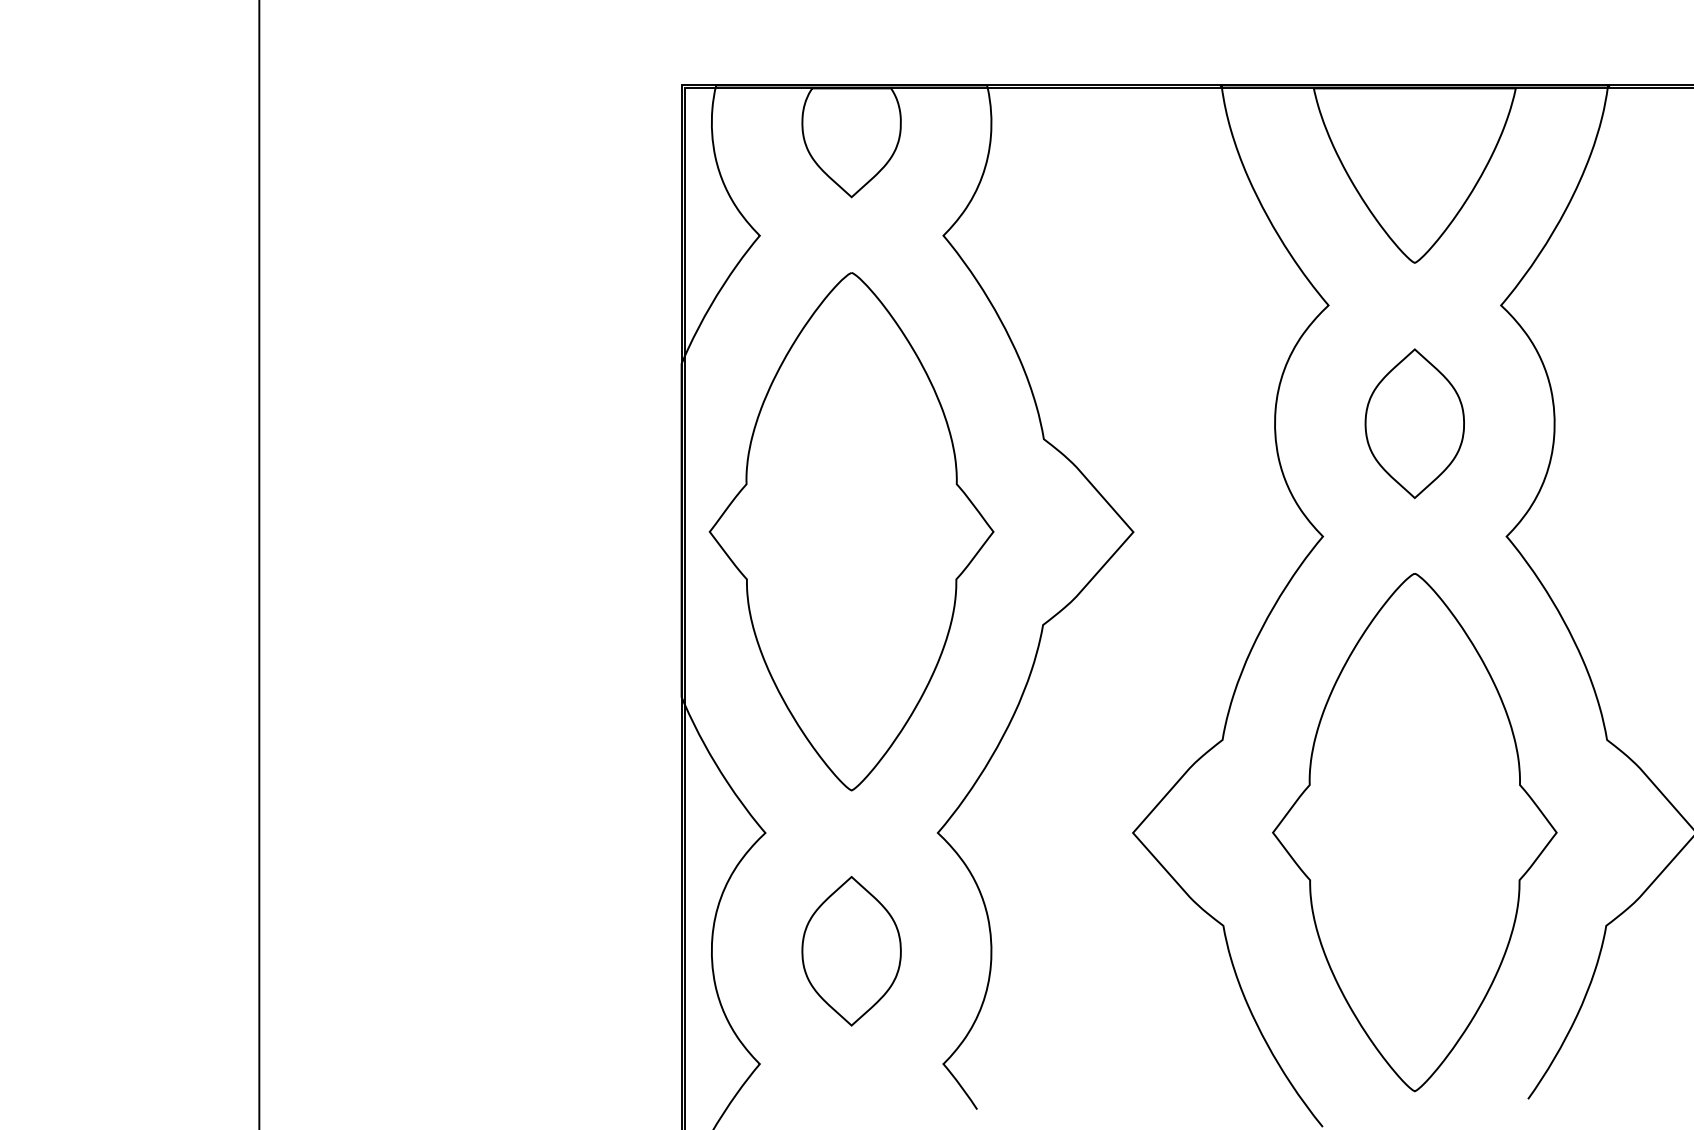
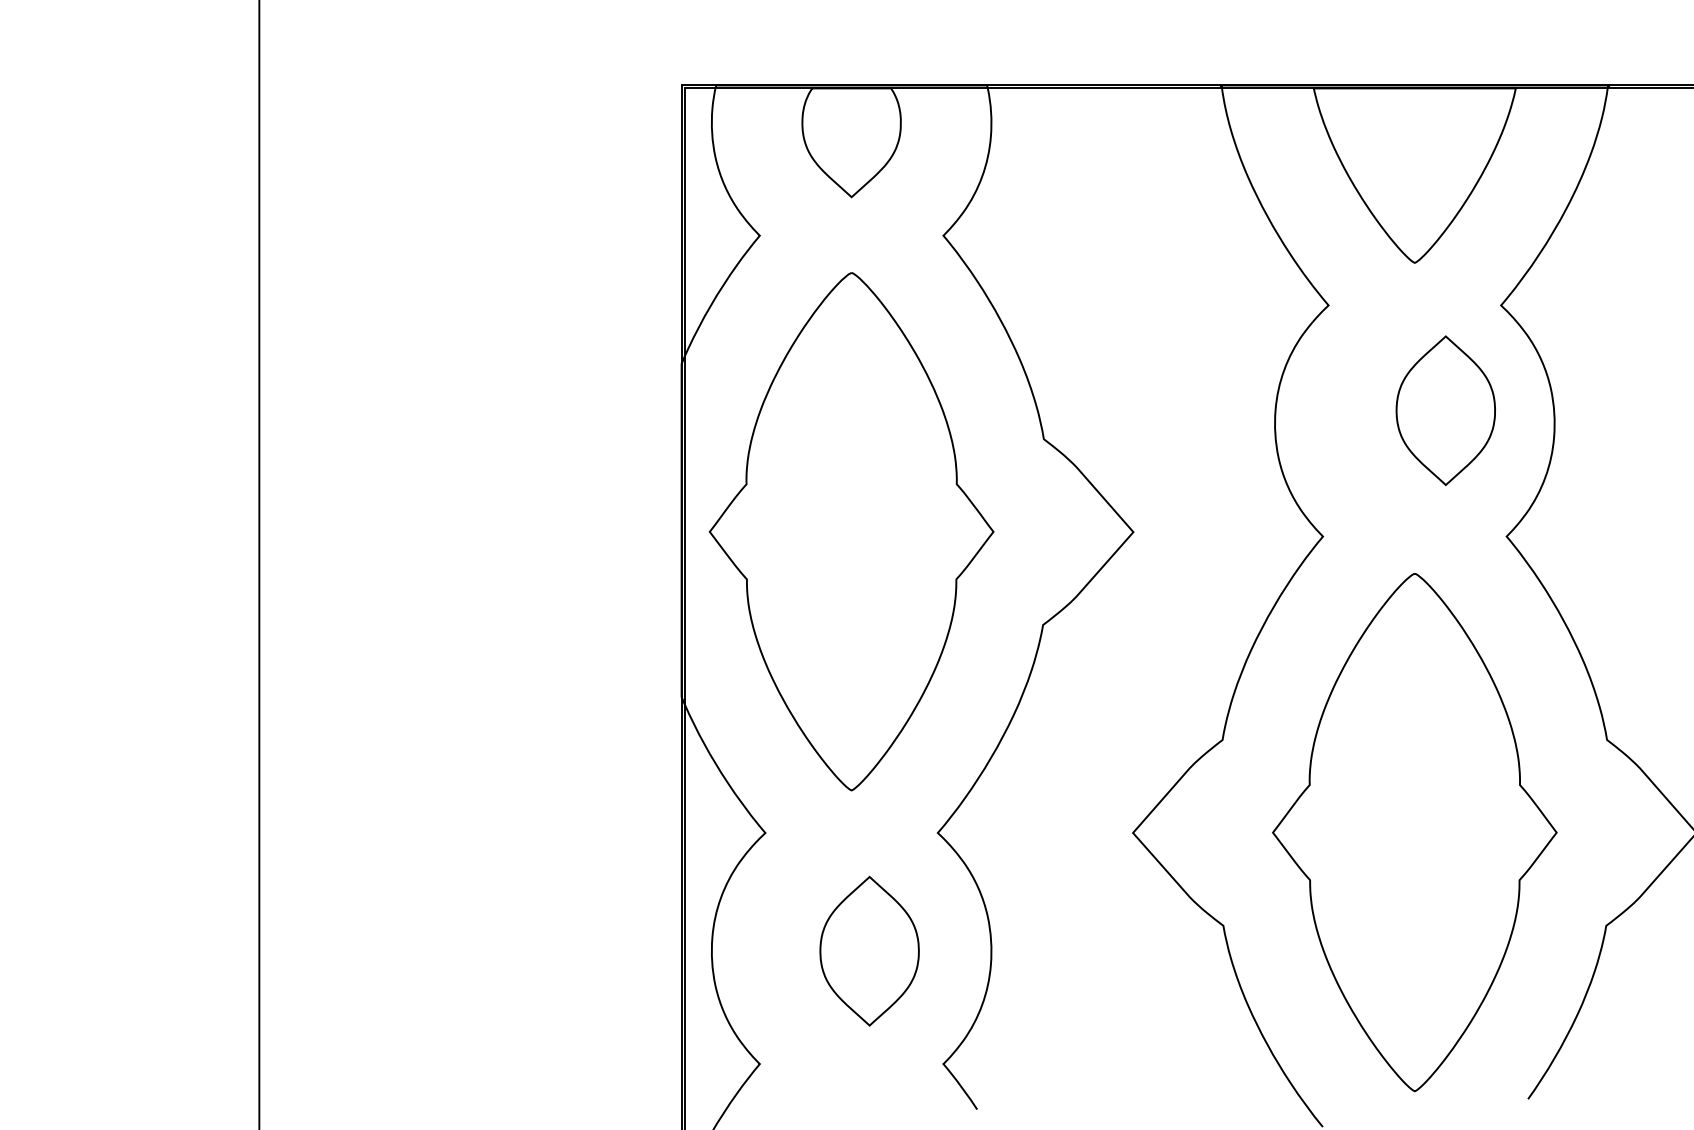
part position: (1414, 423) -> (1445, 410) (1445, 410)
part position: (851, 950) -> (869, 950) (869, 950)
